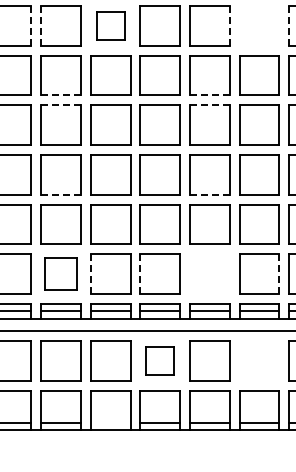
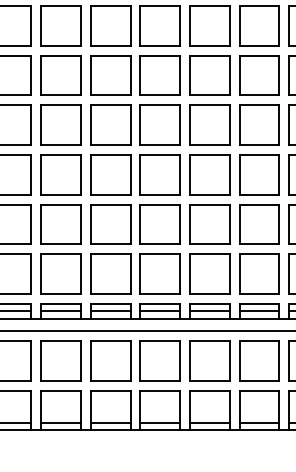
part size: 30x30 px -> 42x42 px (110, 25)
part: none -> present (259, 25)
line: dashed -> solid (31, 26)
line: dashed -> solid (41, 26)
line: dashed -> solid (229, 26)
line: dashed -> solid (289, 26)
line: dashed -> solid (61, 95)
line: dashed -> solid (209, 95)
line: dashed -> solid (61, 105)
line: dashed -> solid (209, 105)
line: dashed -> solid (61, 194)
line: dashed -> solid (209, 194)
part size: 34x34 px -> 42x42 px (60, 273)
part: none -> present (209, 273)
line: dashed -> solid (90, 274)
line: dashed -> solid (140, 274)
line: dashed -> solid (279, 274)
part size: 30x30 px -> 42x42 px (159, 360)
part: none -> present (259, 360)
line: none -> present (110, 422)
